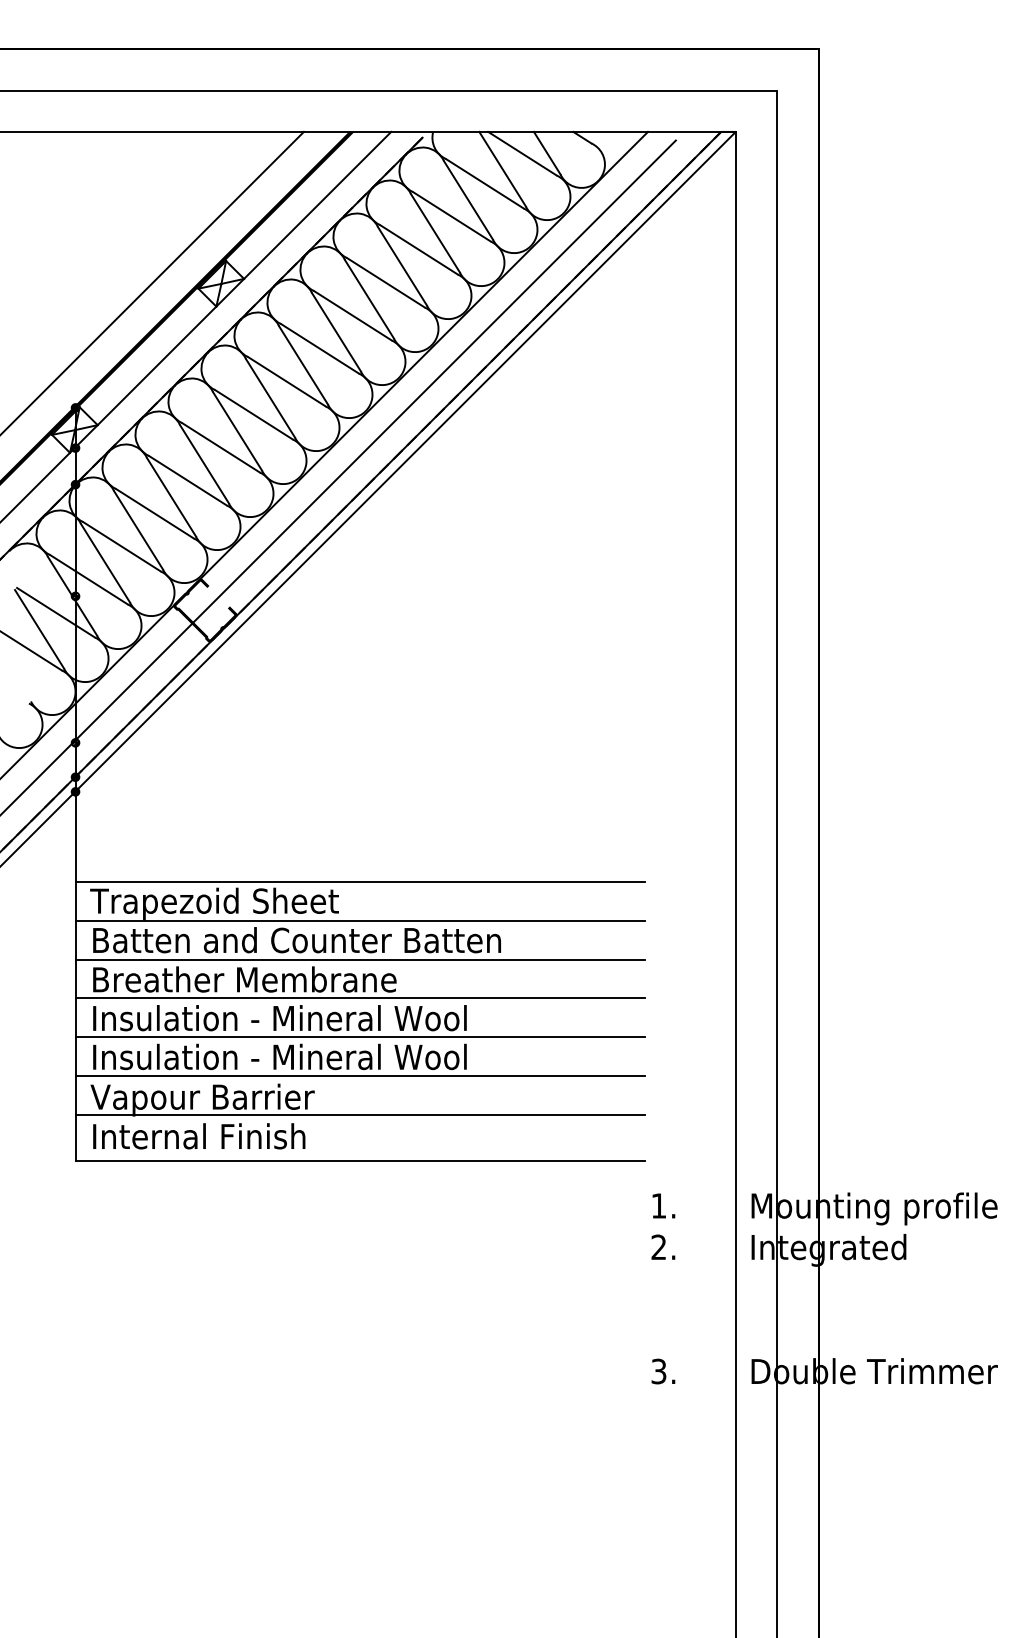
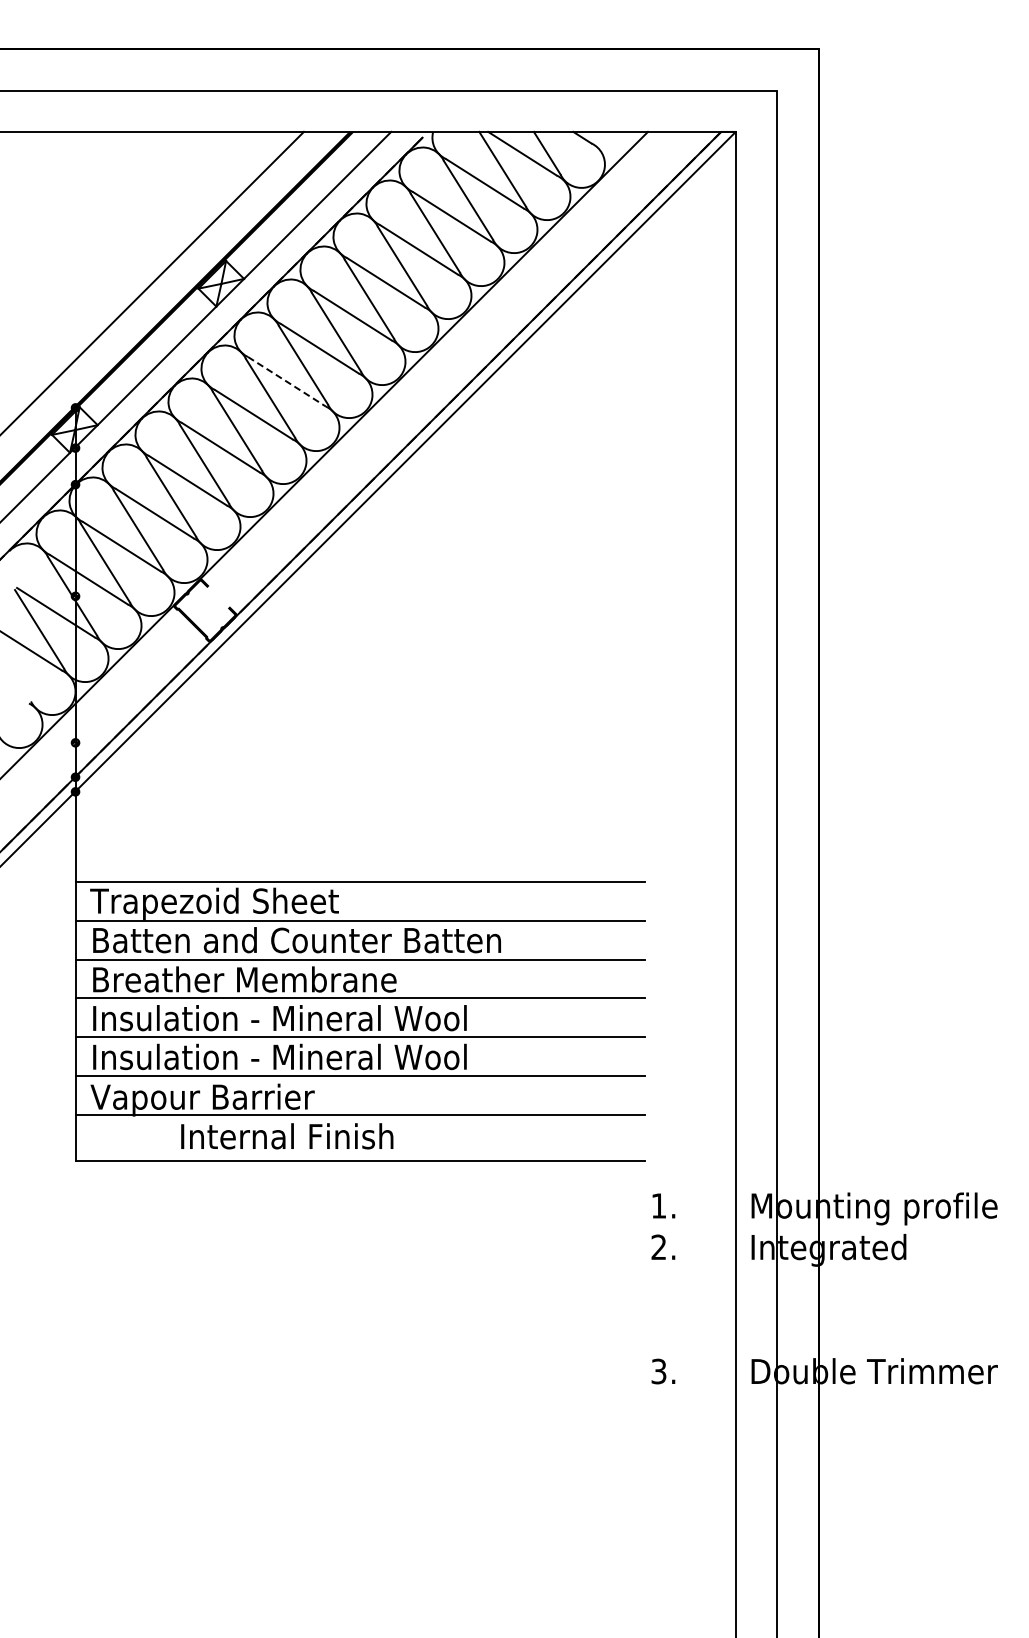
line: solid -> dashed (287, 382)
line: present -> none (338, 476)
text position: (199, 1136) -> (287, 1136) (287, 1136)
